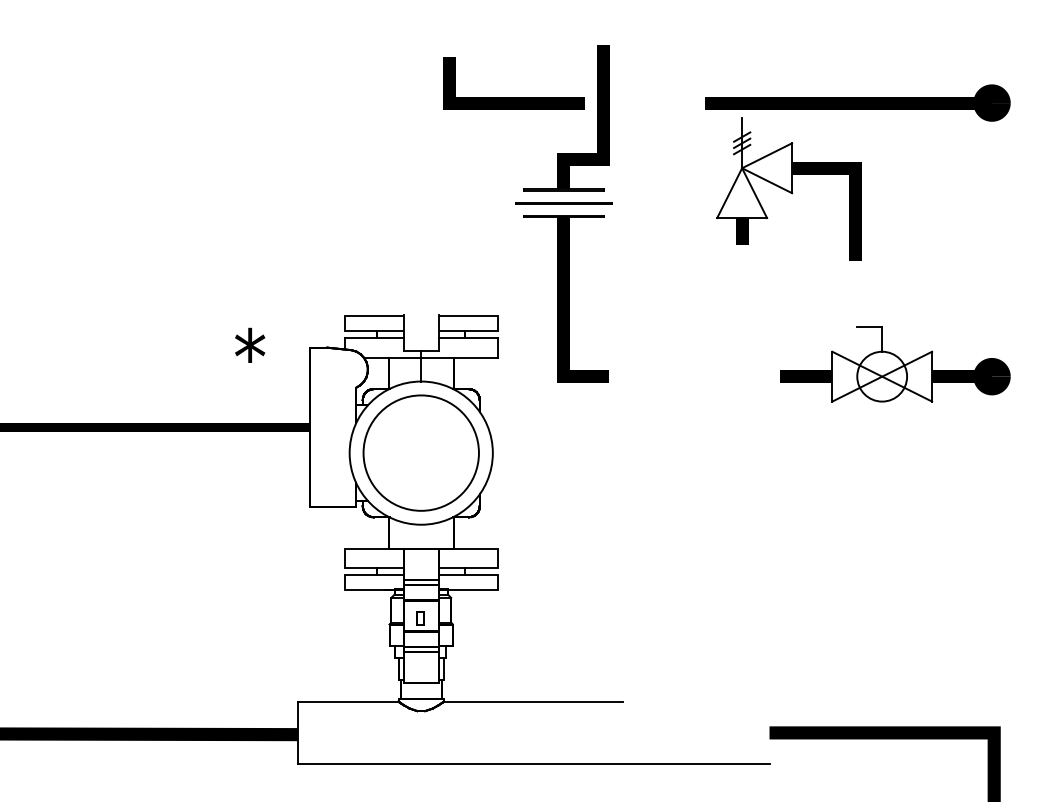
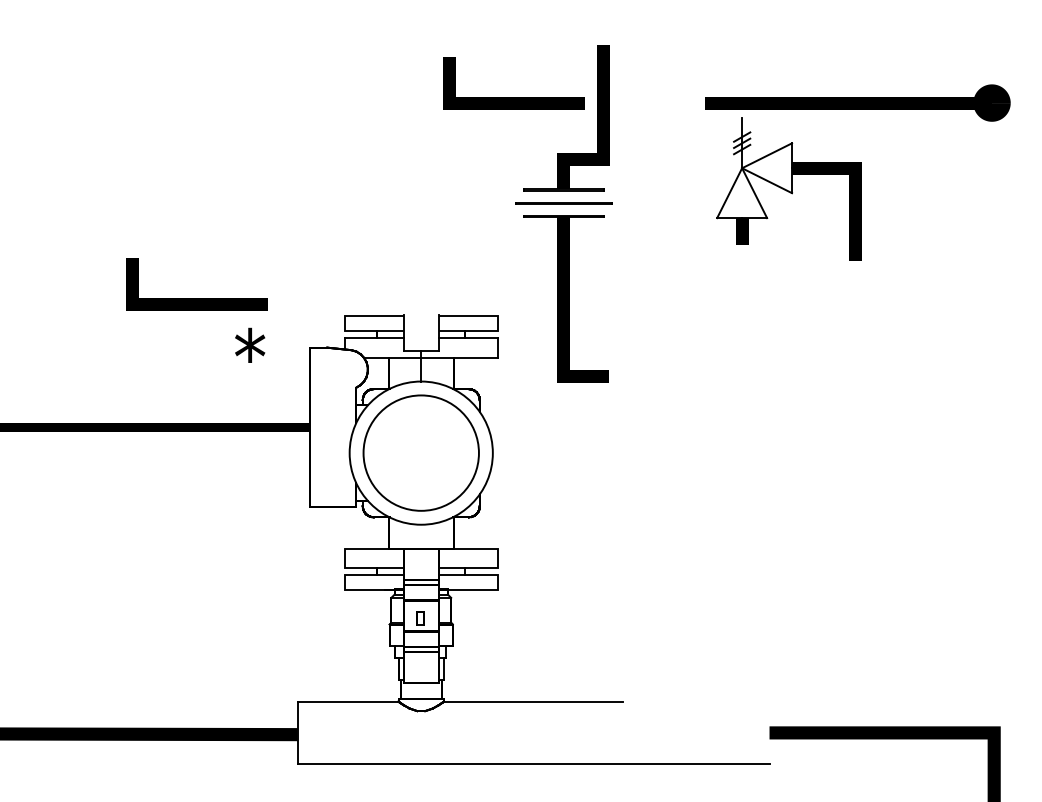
line: none -> present (196, 298)
part: present -> none (895, 364)
